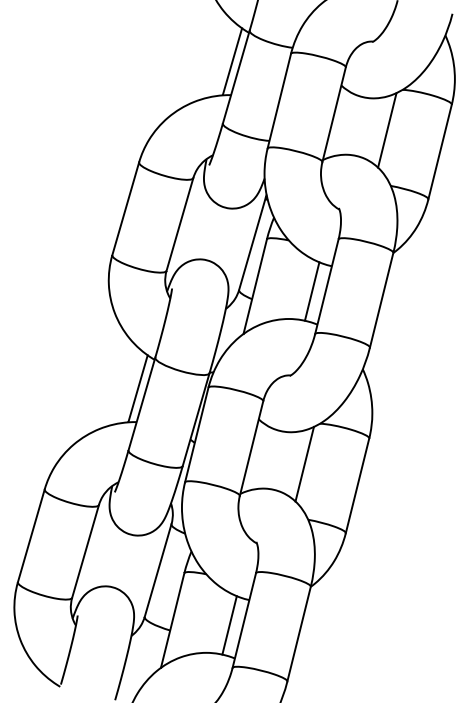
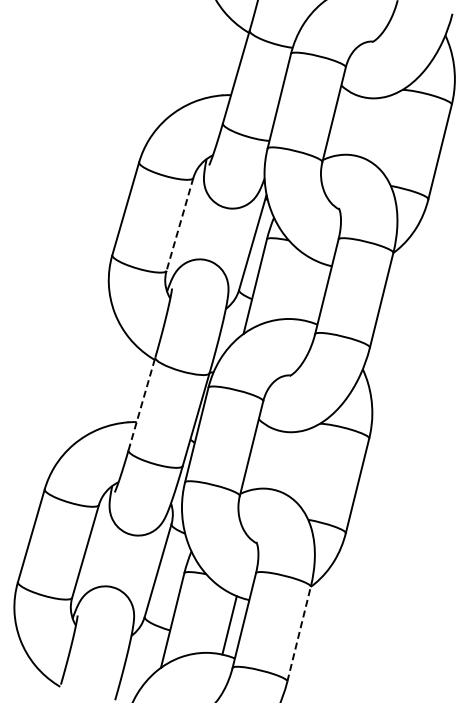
line: present -> none (232, 61)
line: present -> none (387, 130)
line: solid -> dashed (179, 224)
line: present -> none (311, 291)
line: present -> none (137, 388)
line: solid -> dashed (142, 403)
line: present -> none (304, 463)
line: solid -> dashed (299, 634)
